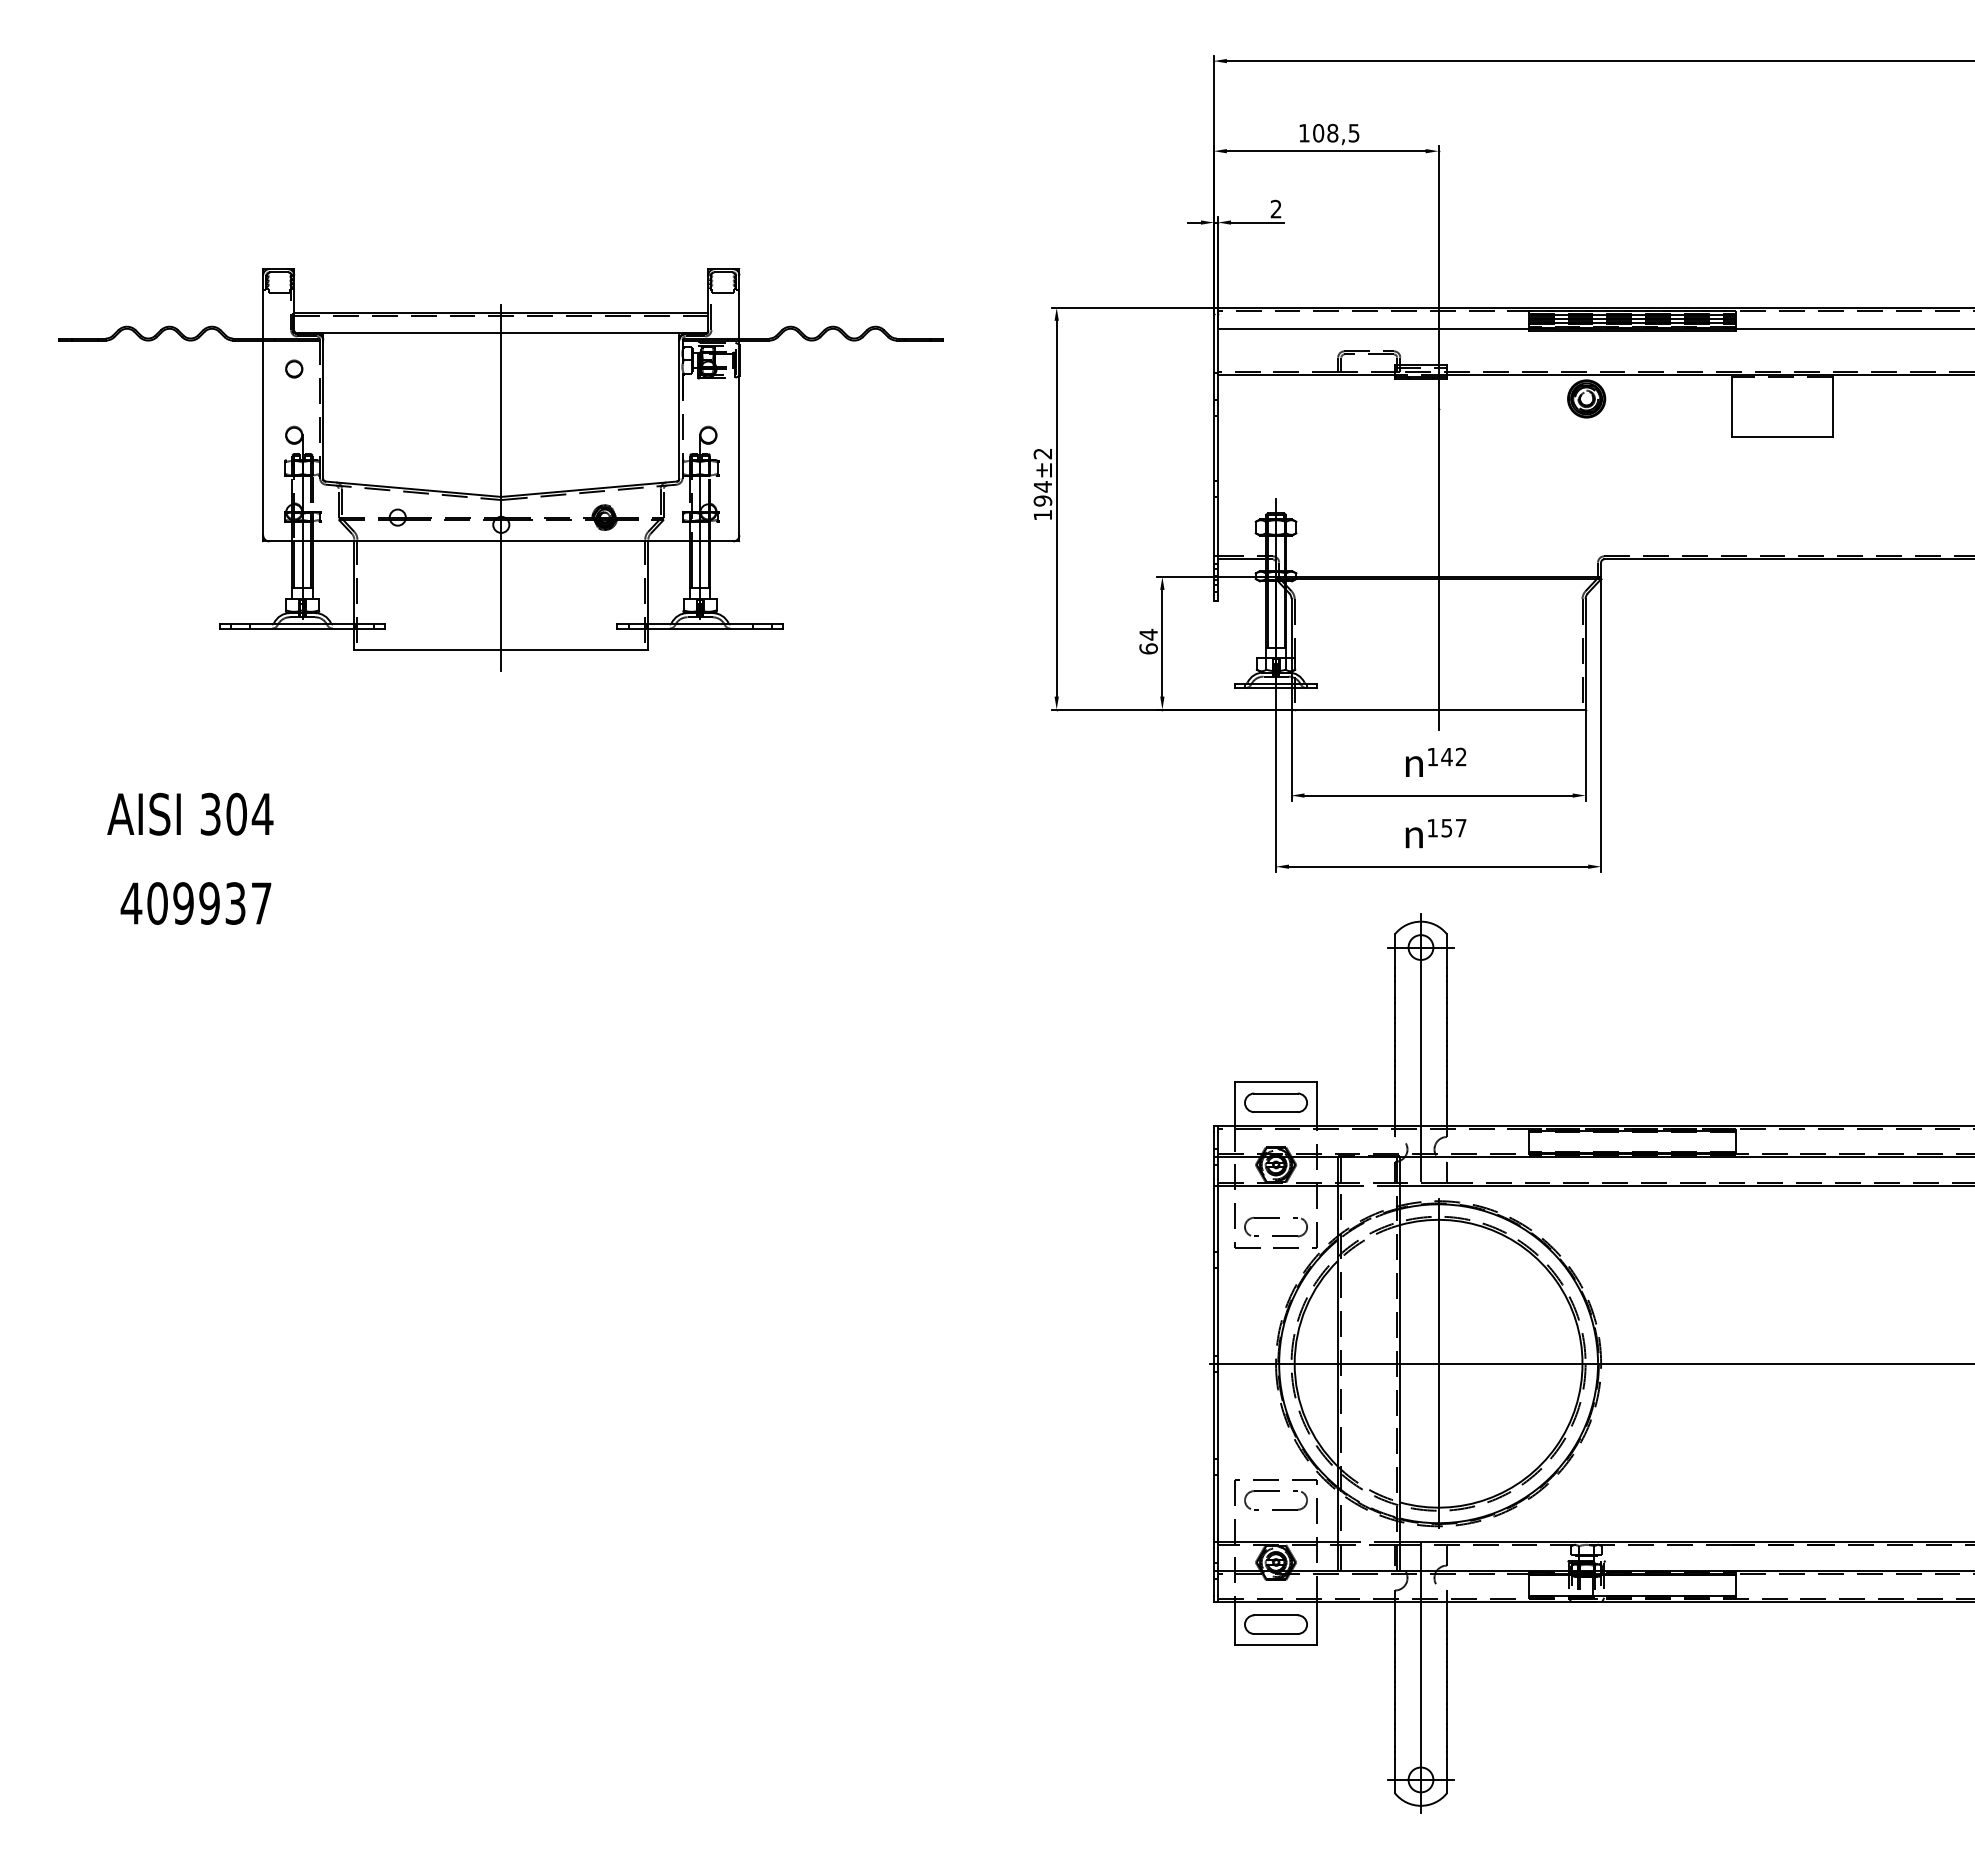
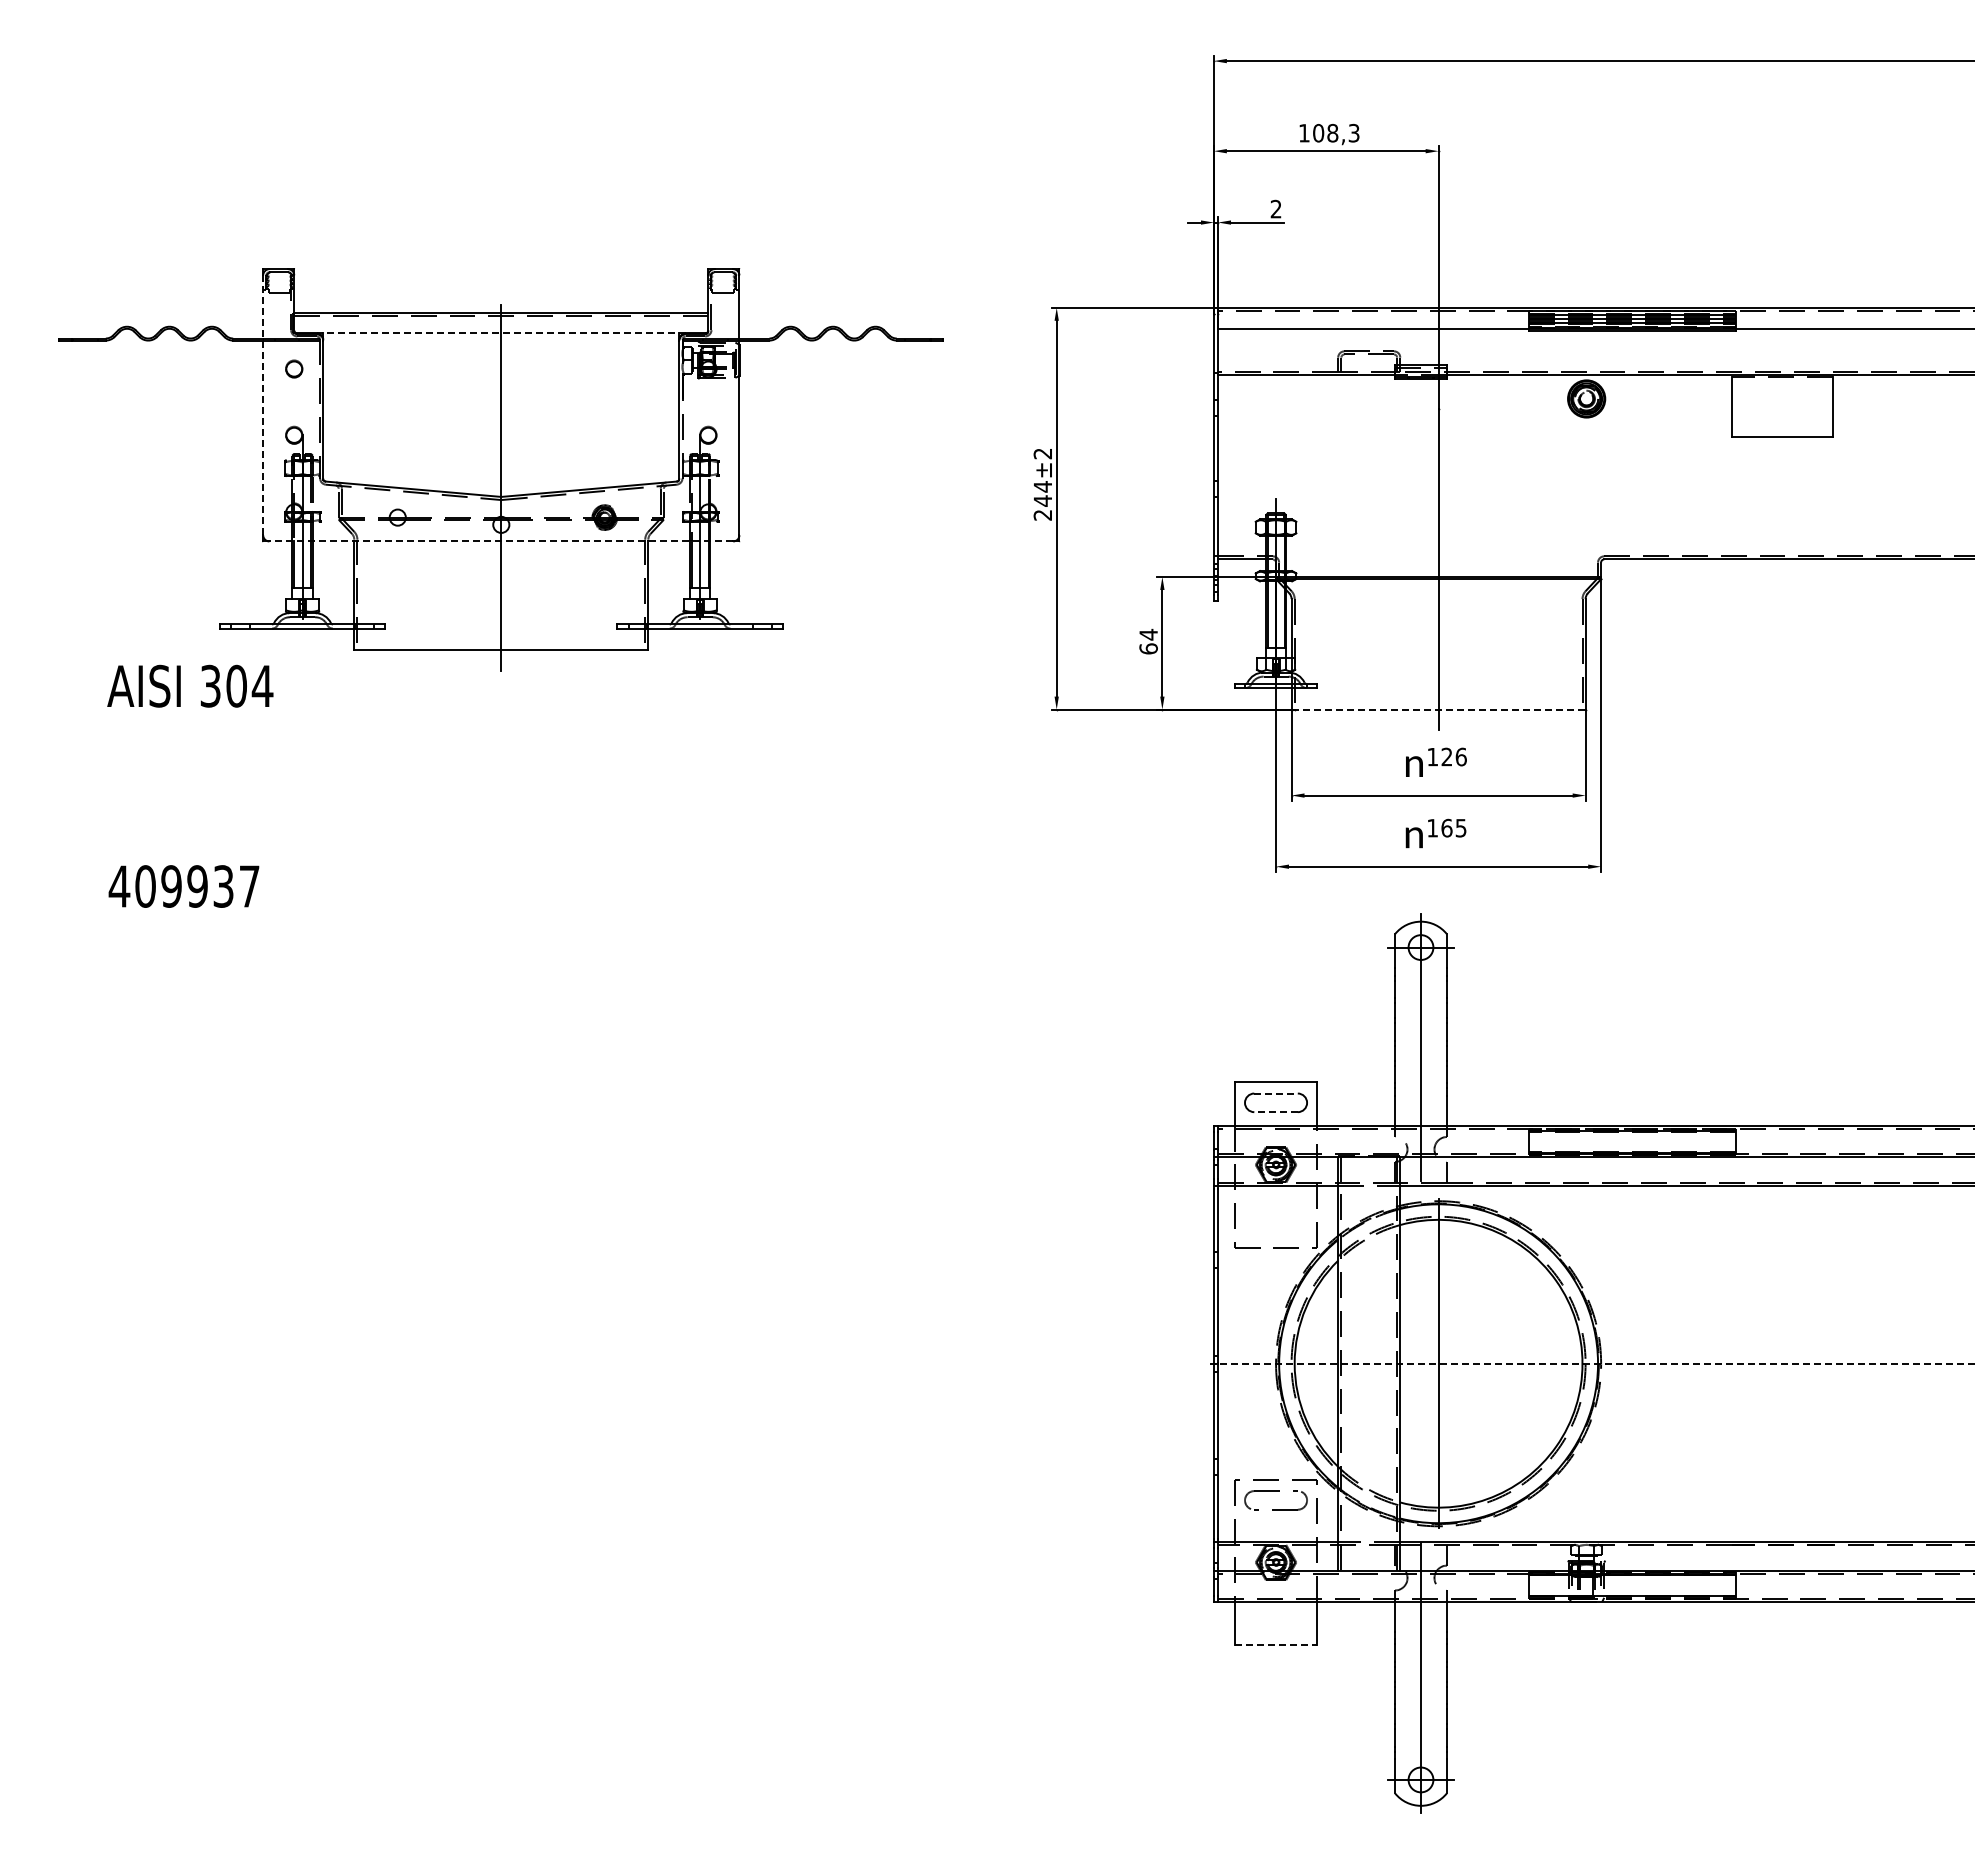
text: 108,5 -> 108,3 (1354, 132)
line: solid -> dashed (500, 333)
line: solid -> dashed (263, 405)
text: 194 -> 244 (1042, 507)
line: solid -> dashed (501, 541)
line: solid -> dashed (1439, 709)
text: 142 -> 126 (1453, 756)
text position: (190, 813) -> (190, 685) (190, 685)
text: 157 -> 165 (1453, 827)
text position: (195, 903) -> (183, 886) (183, 886)
line: solid -> dashed (1276, 1093)
line: solid -> dashed (1276, 1112)
part: present -> none (1275, 1218)
line: solid -> dashed (1591, 1363)
part: present -> none (1275, 1624)
line: solid -> dashed (1276, 1645)
